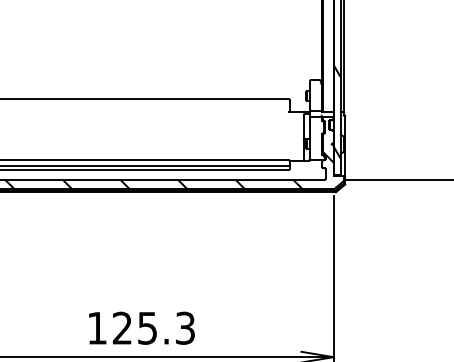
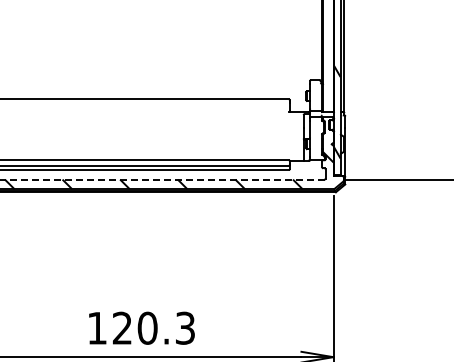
line: solid -> dashed (161, 179)
text: 125.3 -> 120.3 (147, 327)
